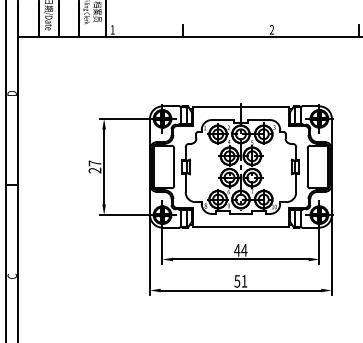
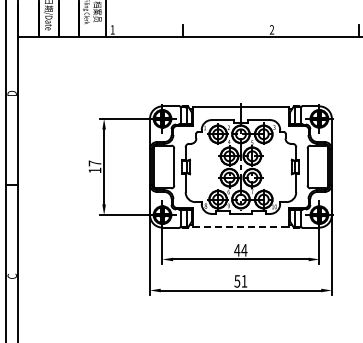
text: 27 -> 17 (94, 170)
line: solid -> dashed (241, 227)
